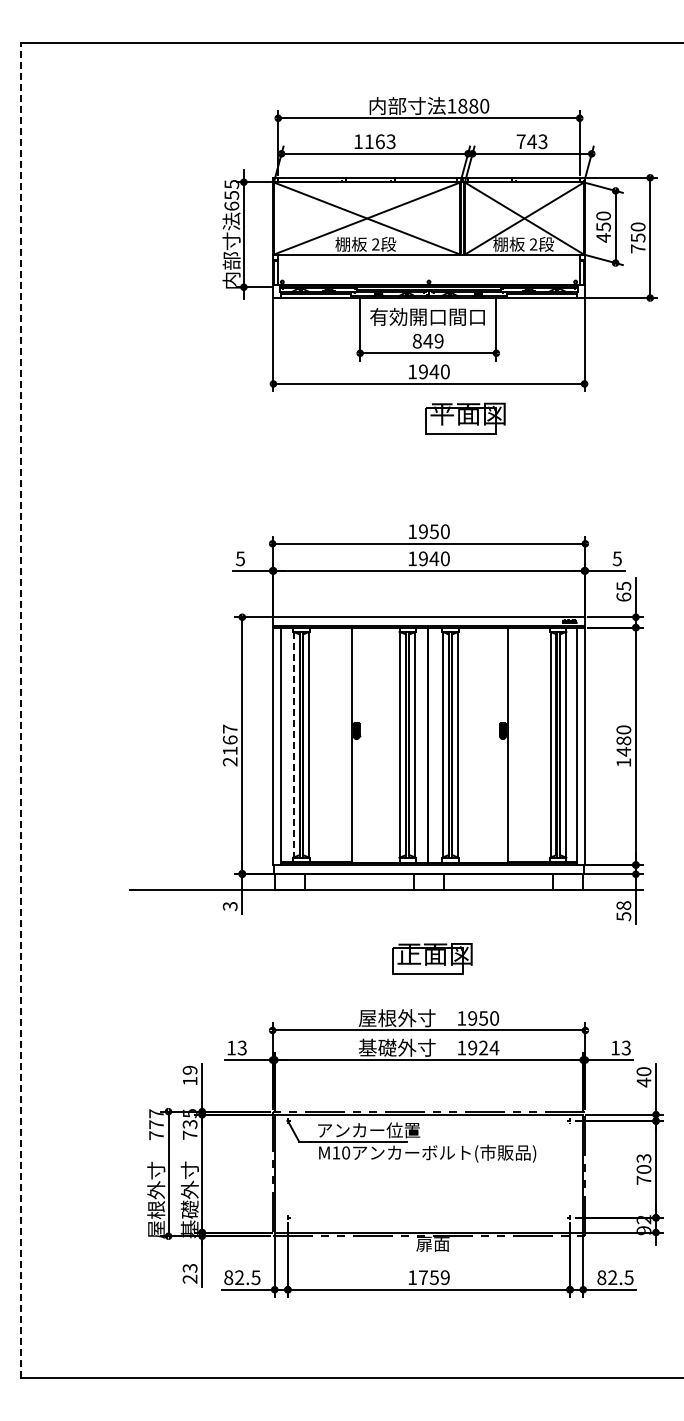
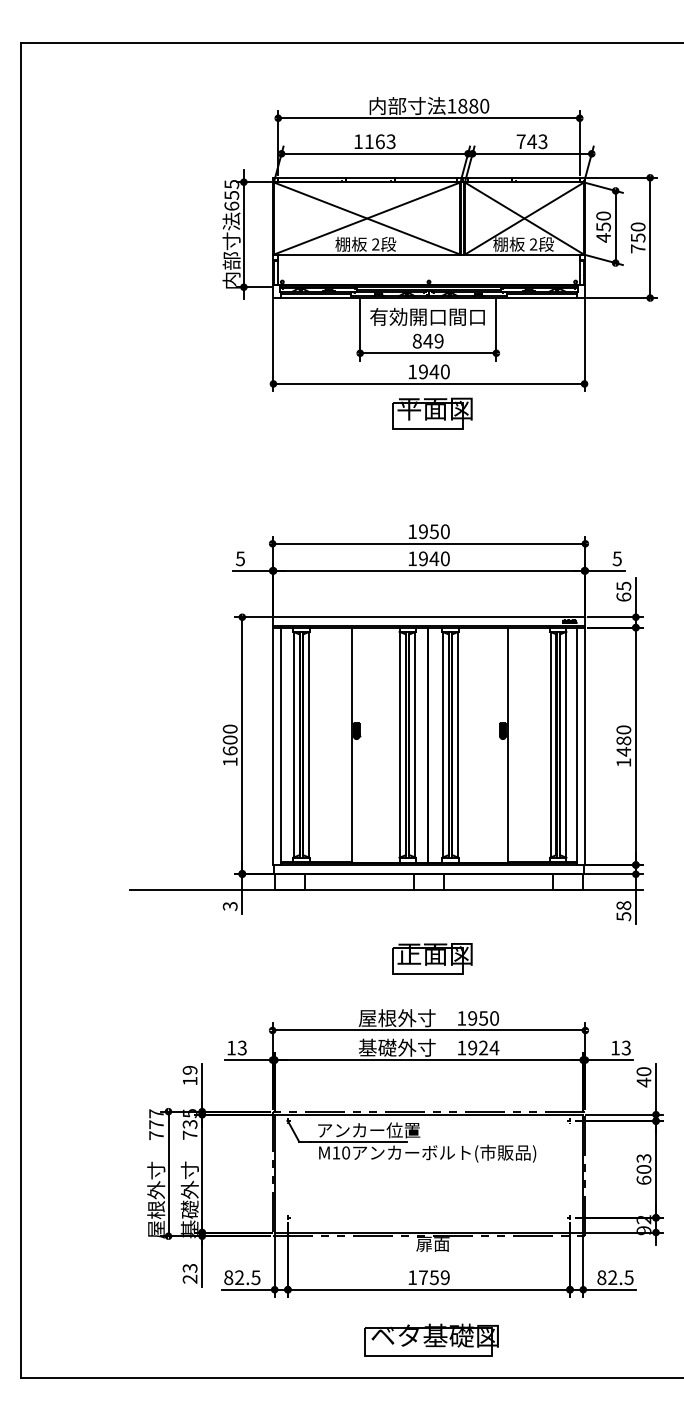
part position: (465, 418) -> (432, 413) (432, 413)
line: dashed -> solid (20, 710)
line: dashed -> solid (293, 744)
text: 2167 -> 1600 (229, 745)
text: 703 -> 603 (643, 1179)
part: none -> present (431, 1339)
